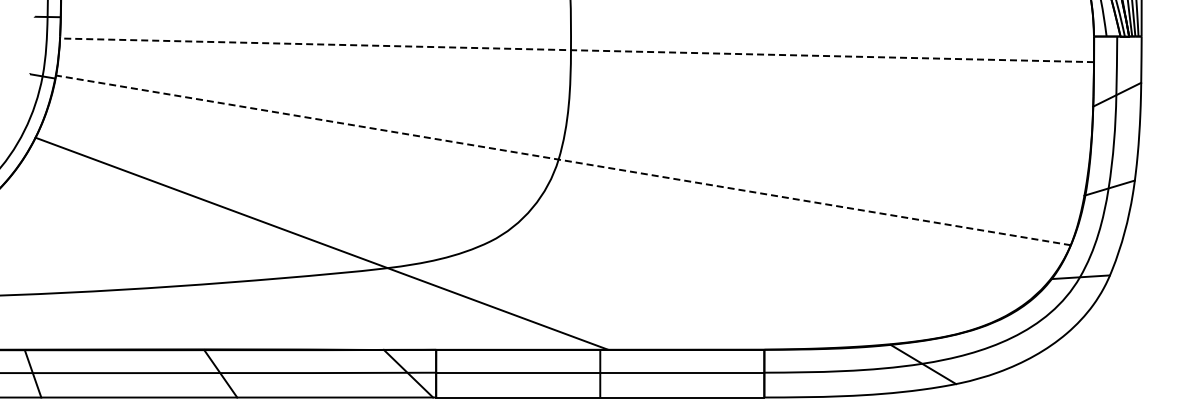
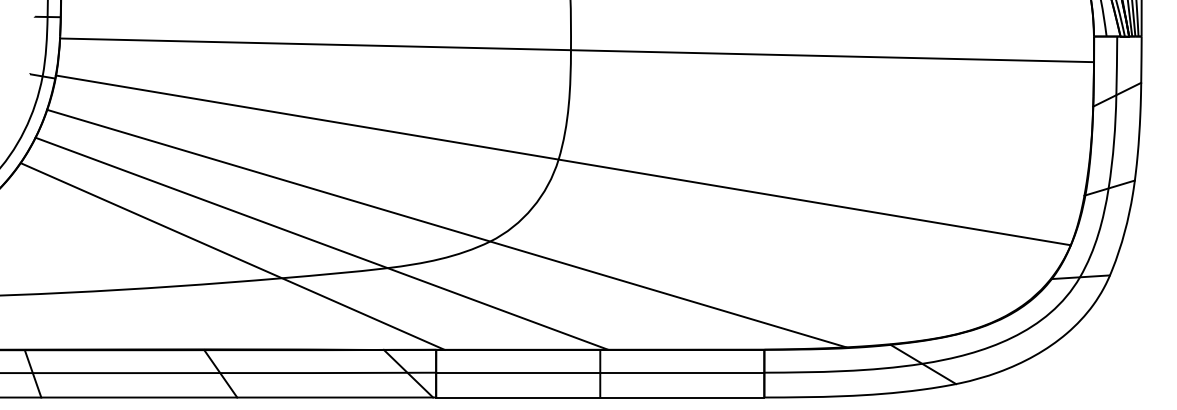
line: dashed -> solid (576, 50)
line: dashed -> solid (563, 160)
line: none -> present (446, 228)
line: none -> present (232, 256)
